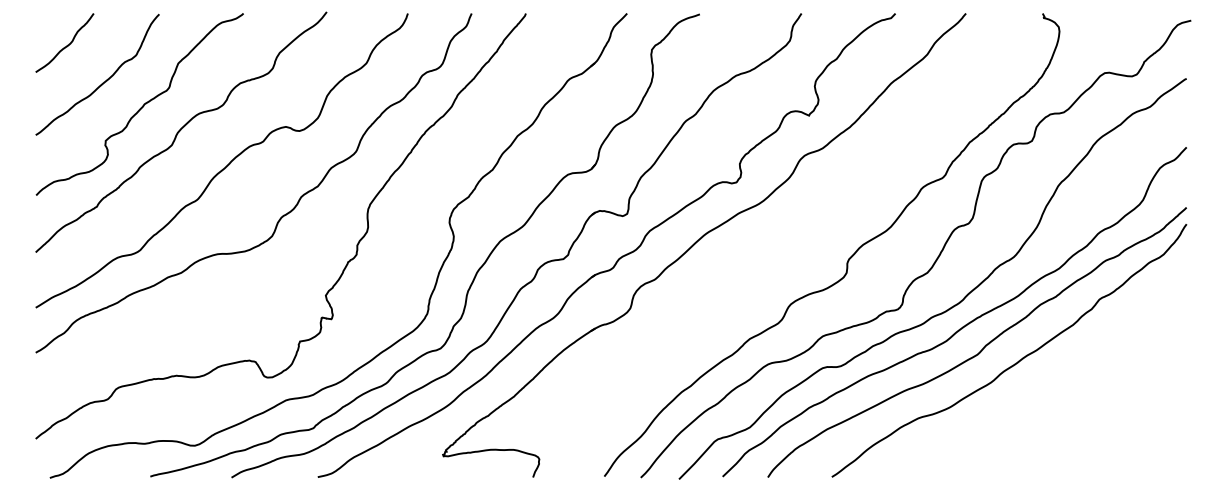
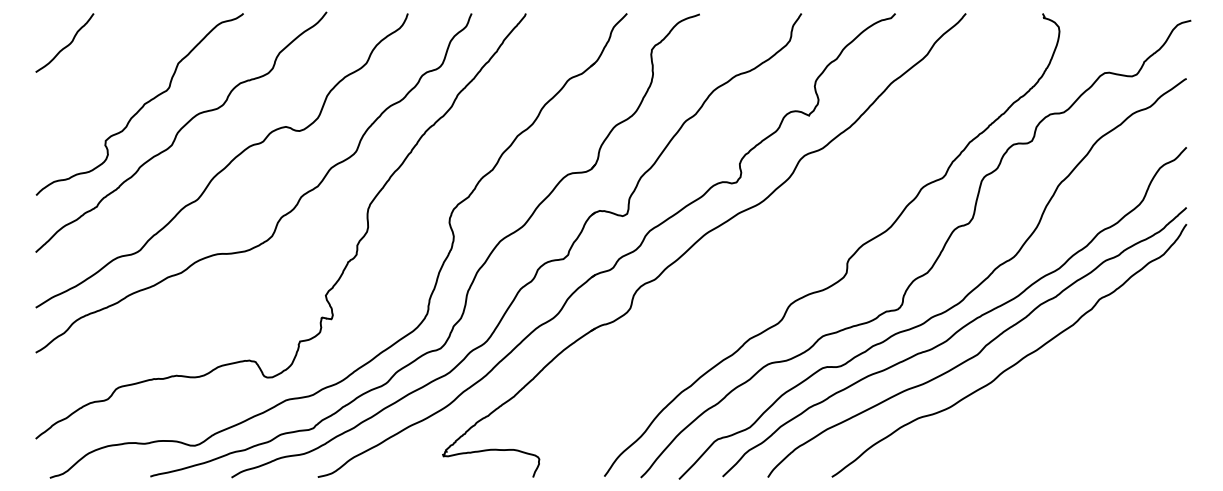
curve: present -> none (102, 82)
